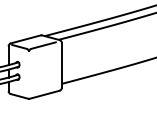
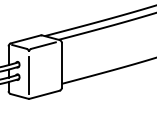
line: none -> present (29, 75)
